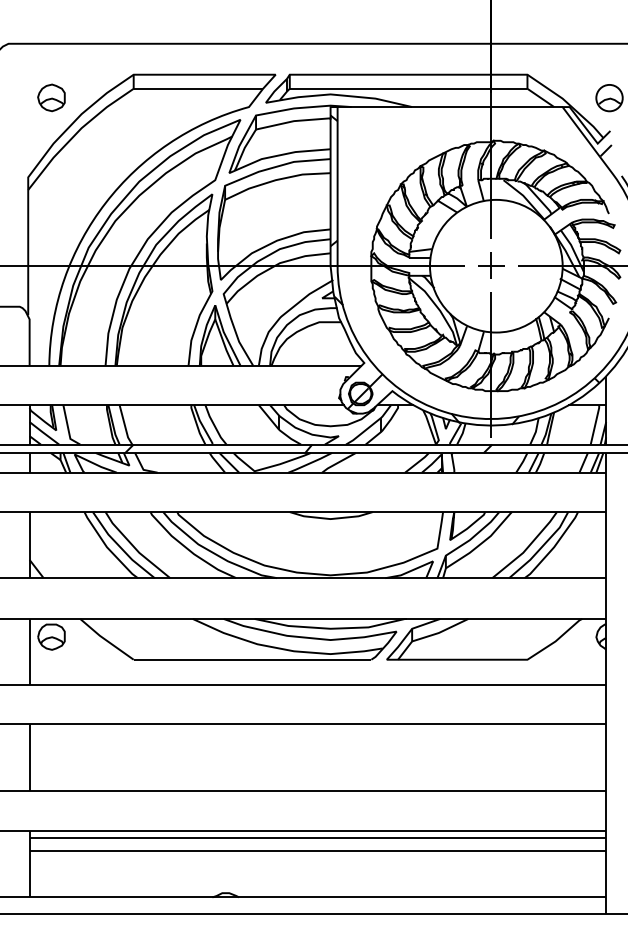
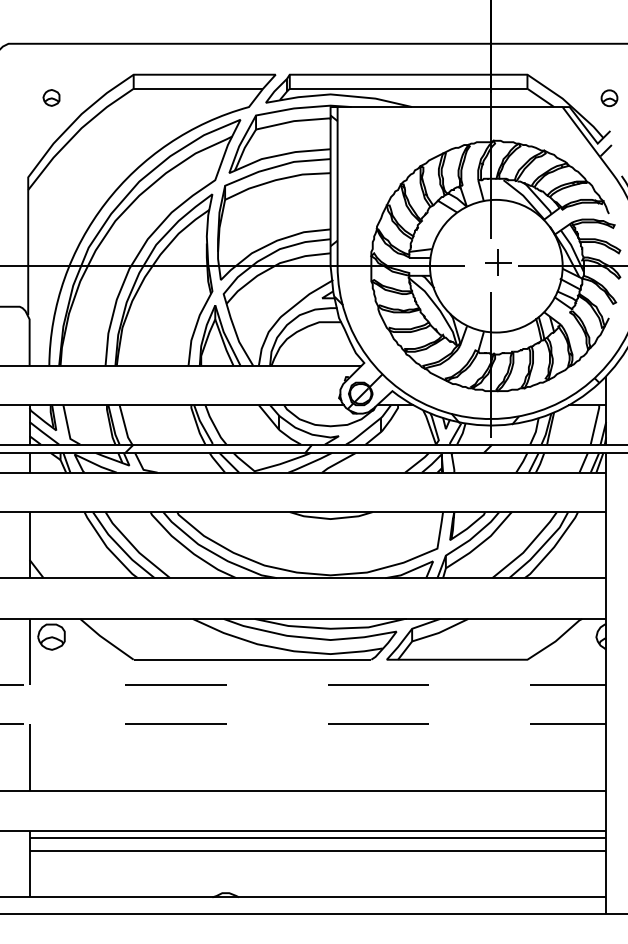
part size: 29x30 px -> 19x18 px (51, 97)
part size: 29x29 px -> 19x19 px (609, 98)
part position: (491, 265) -> (498, 262) (498, 262)
line: solid -> dashed (303, 685)
line: solid -> dashed (303, 724)
